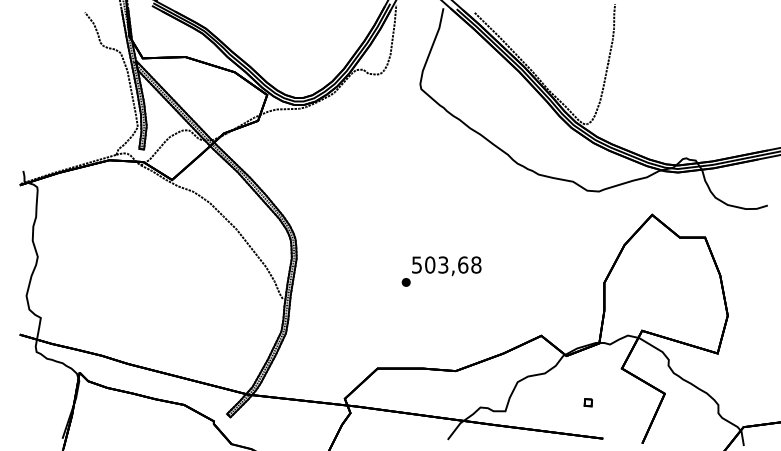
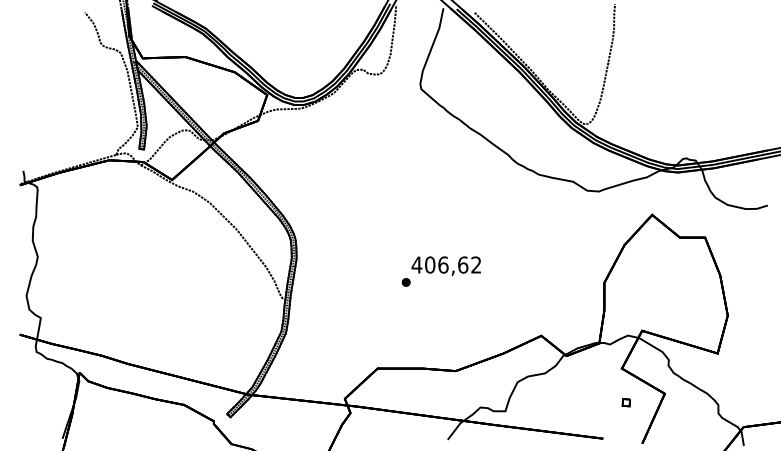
text: 503,68 -> 406,62 (446, 264)
part position: (587, 402) -> (625, 402) (625, 402)
